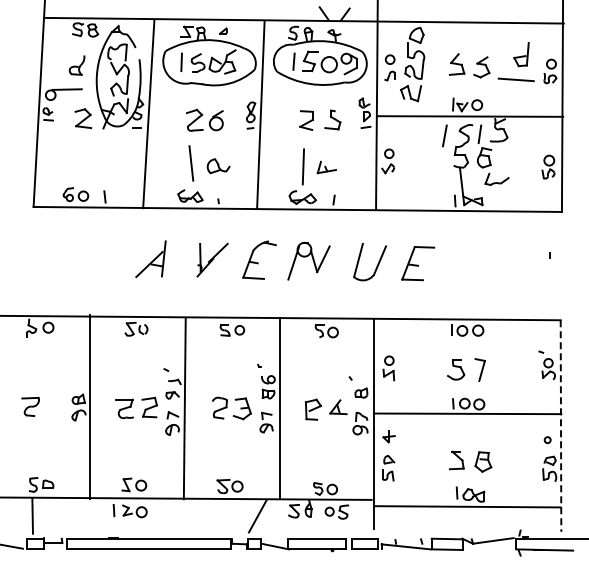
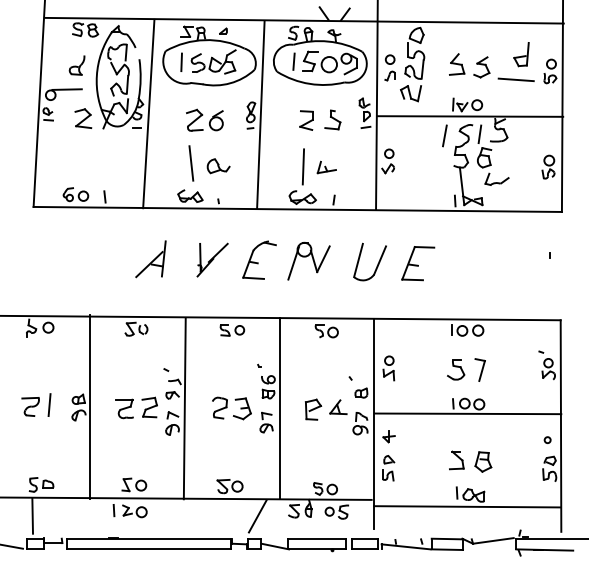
line: none -> present (49, 404)
line: dashed -> solid (561, 426)
